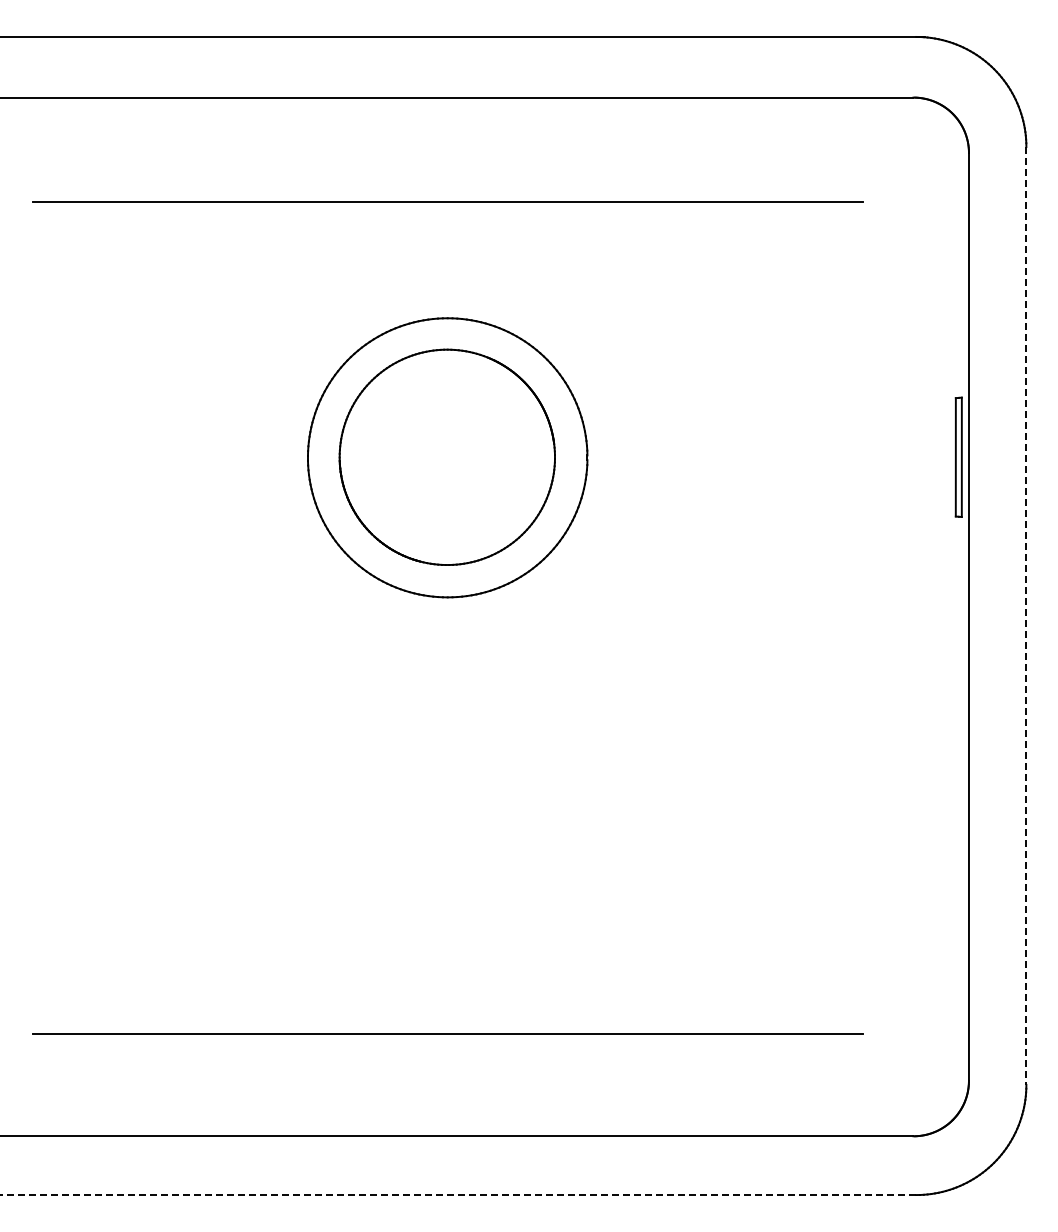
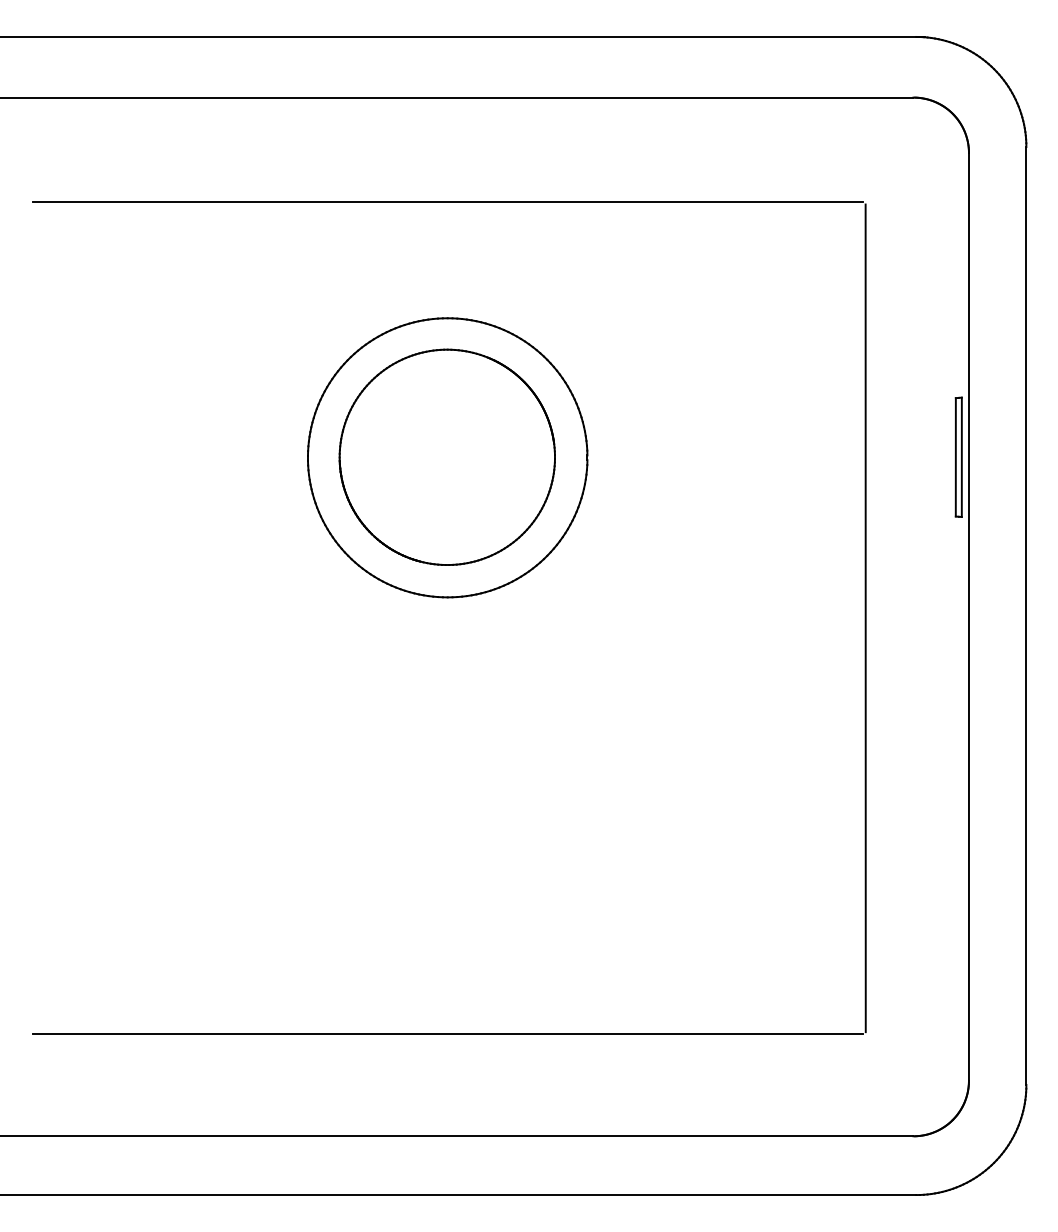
line: dashed -> solid (1026, 615)
line: none -> present (865, 618)
line: dashed -> solid (458, 1195)
